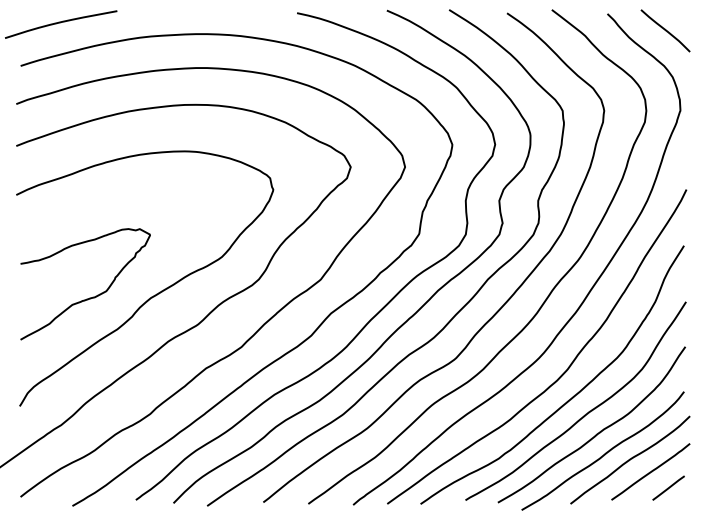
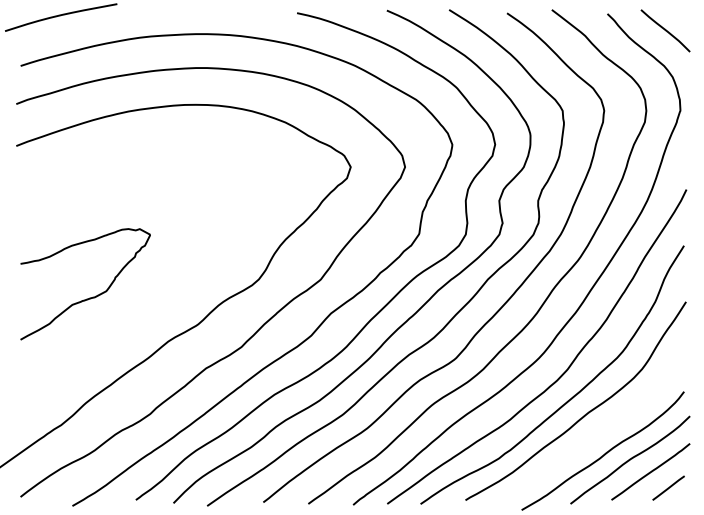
curve position: (60, 23) -> (60, 16) (60, 16)
curve: present -> none (156, 293)
curve: present -> none (596, 433)
